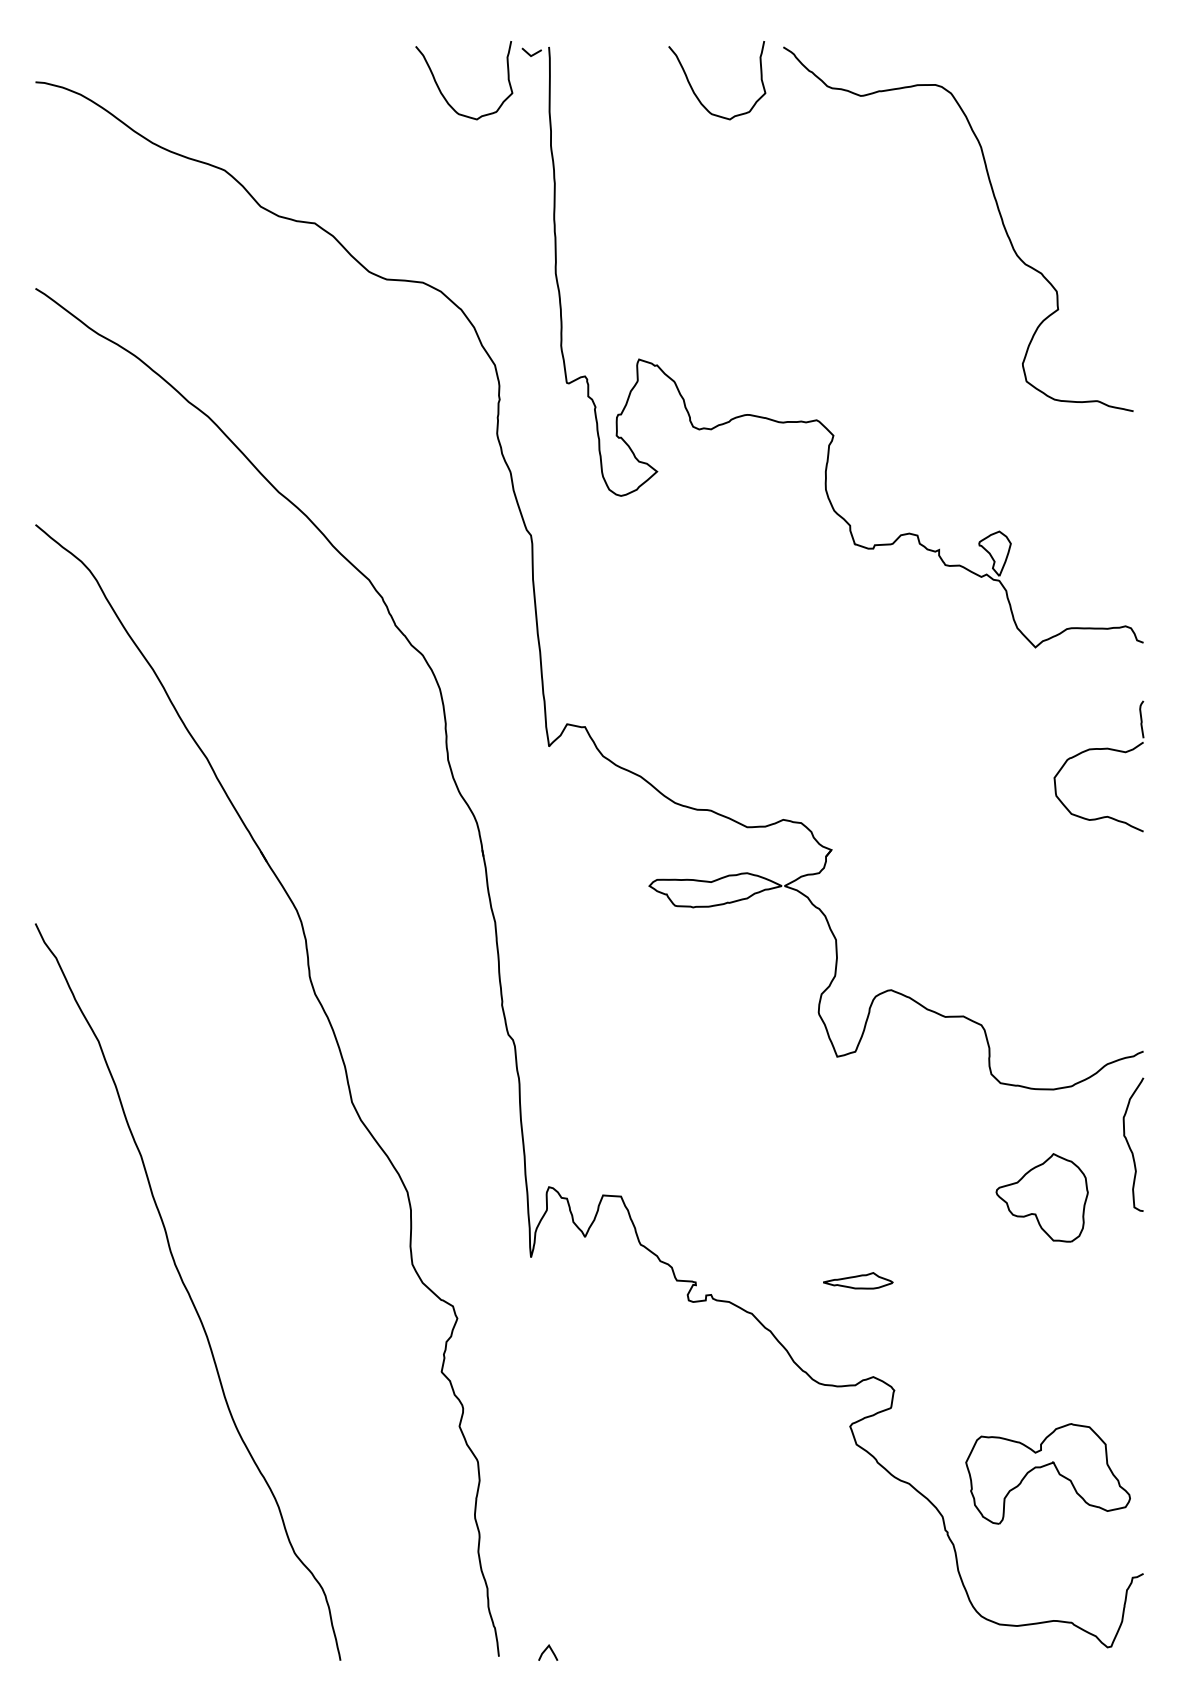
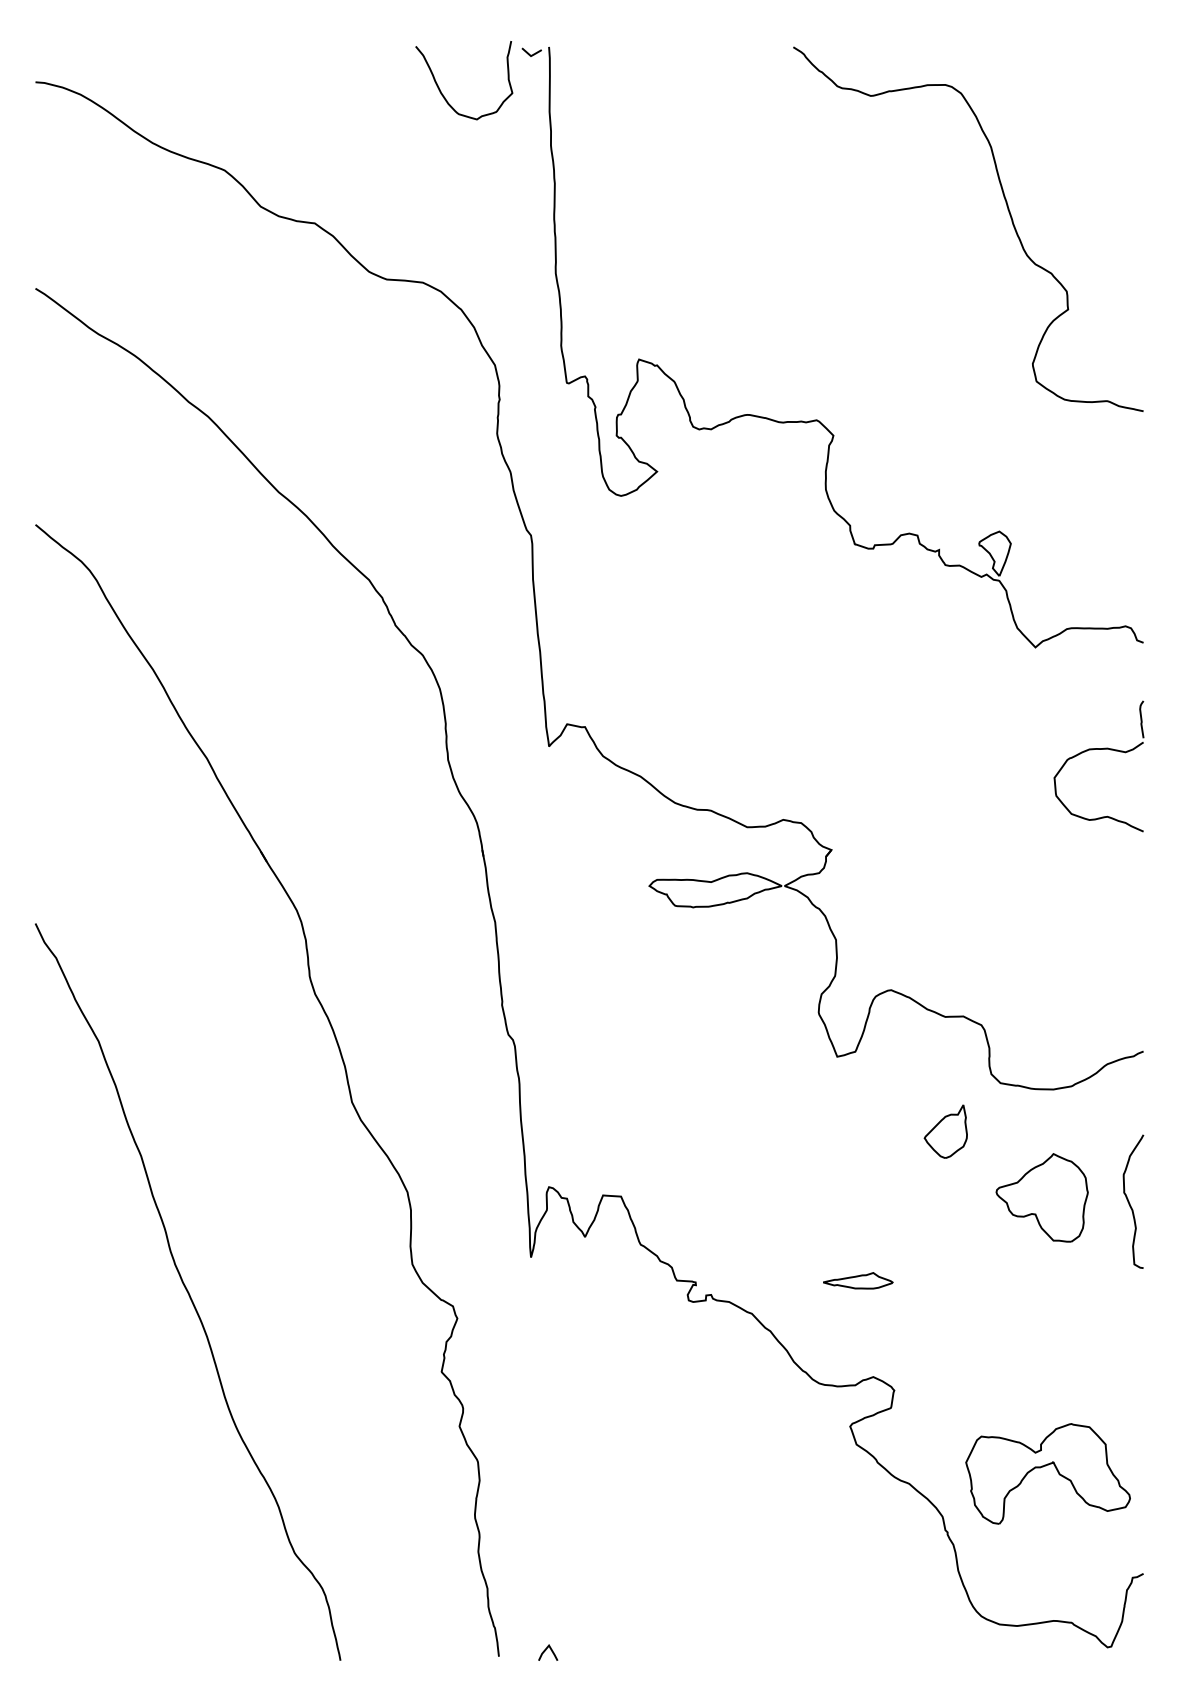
curve: present -> none (696, 94)
curve position: (999, 215) -> (1009, 215) (1009, 215)
part: none -> present (945, 1131)
curve position: (1130, 1146) -> (1130, 1203) (1130, 1203)
